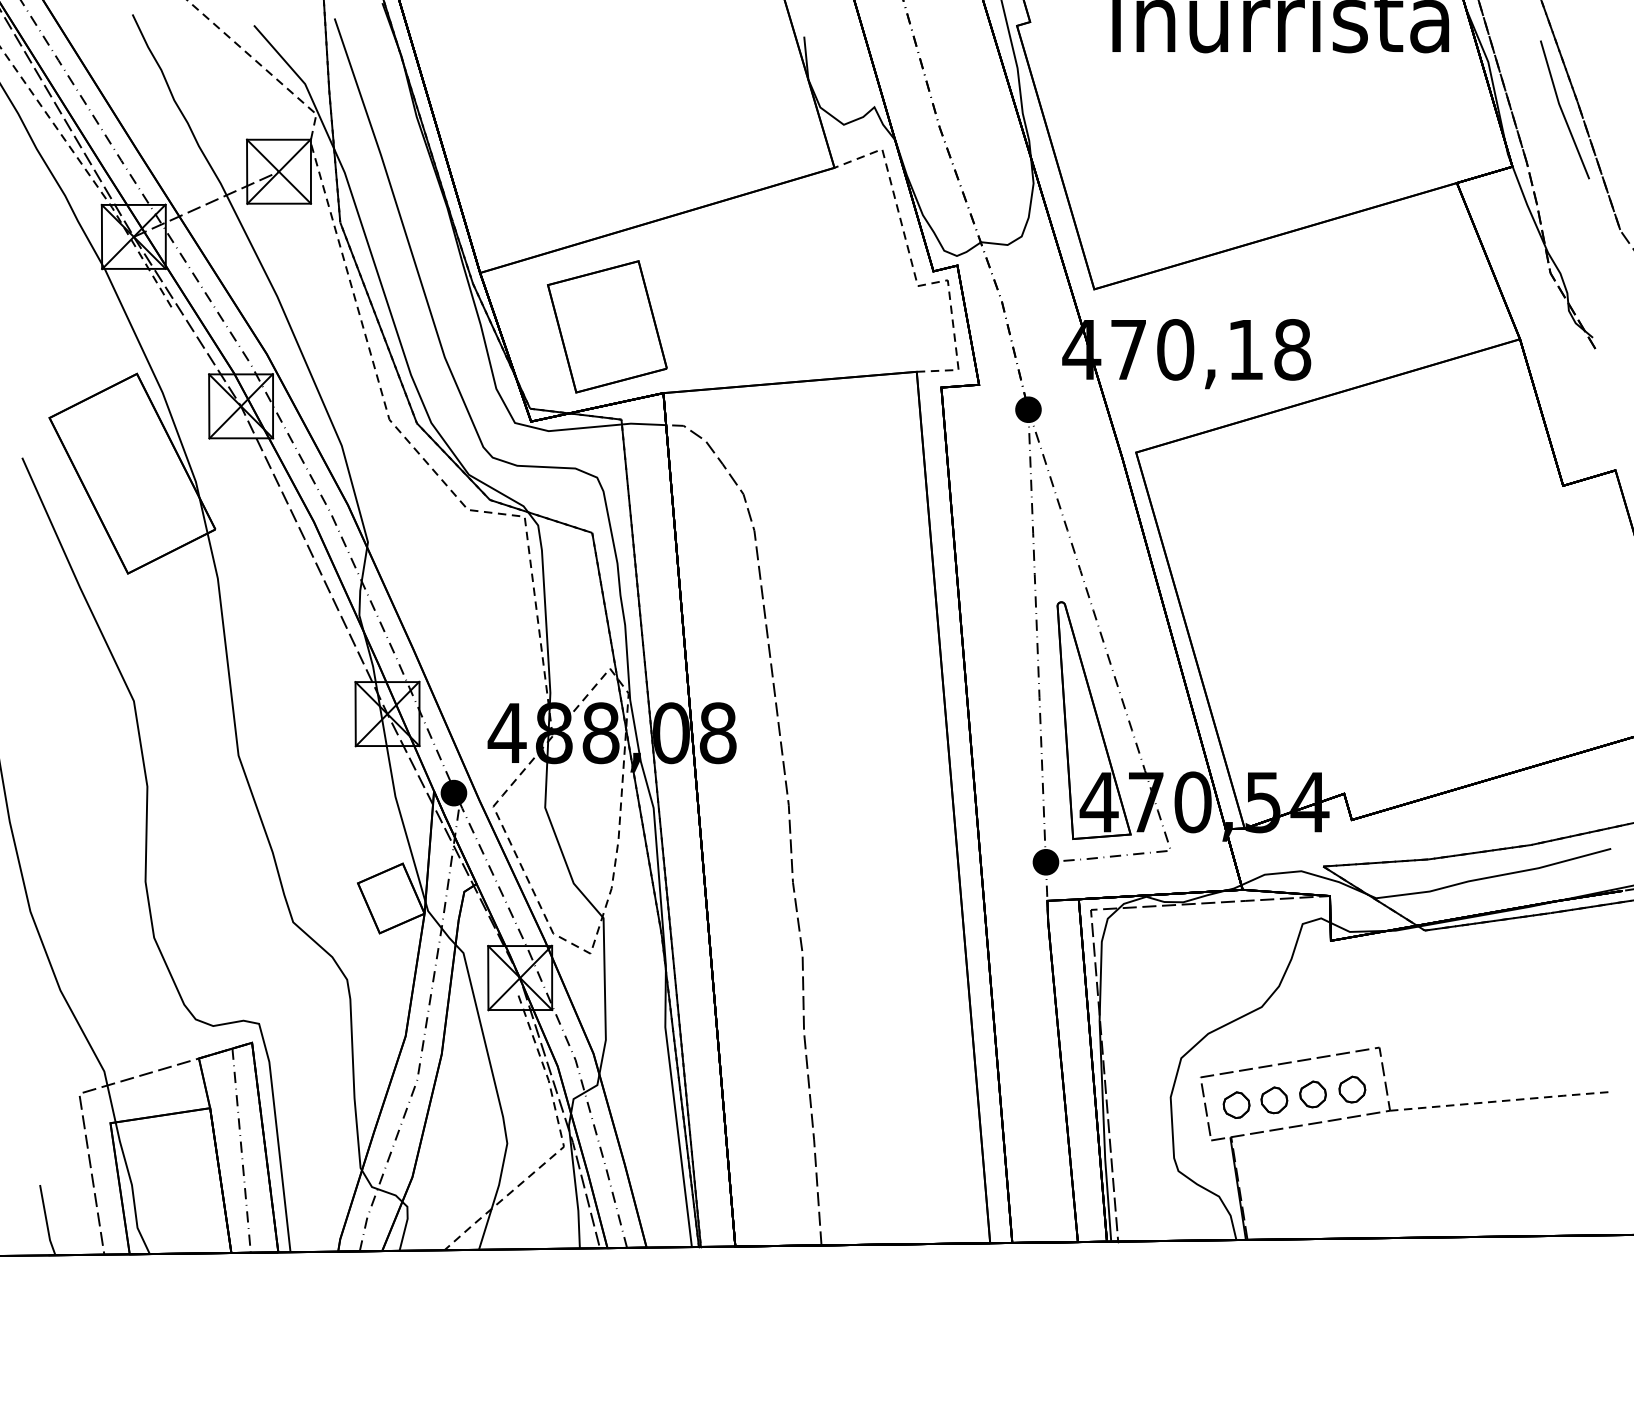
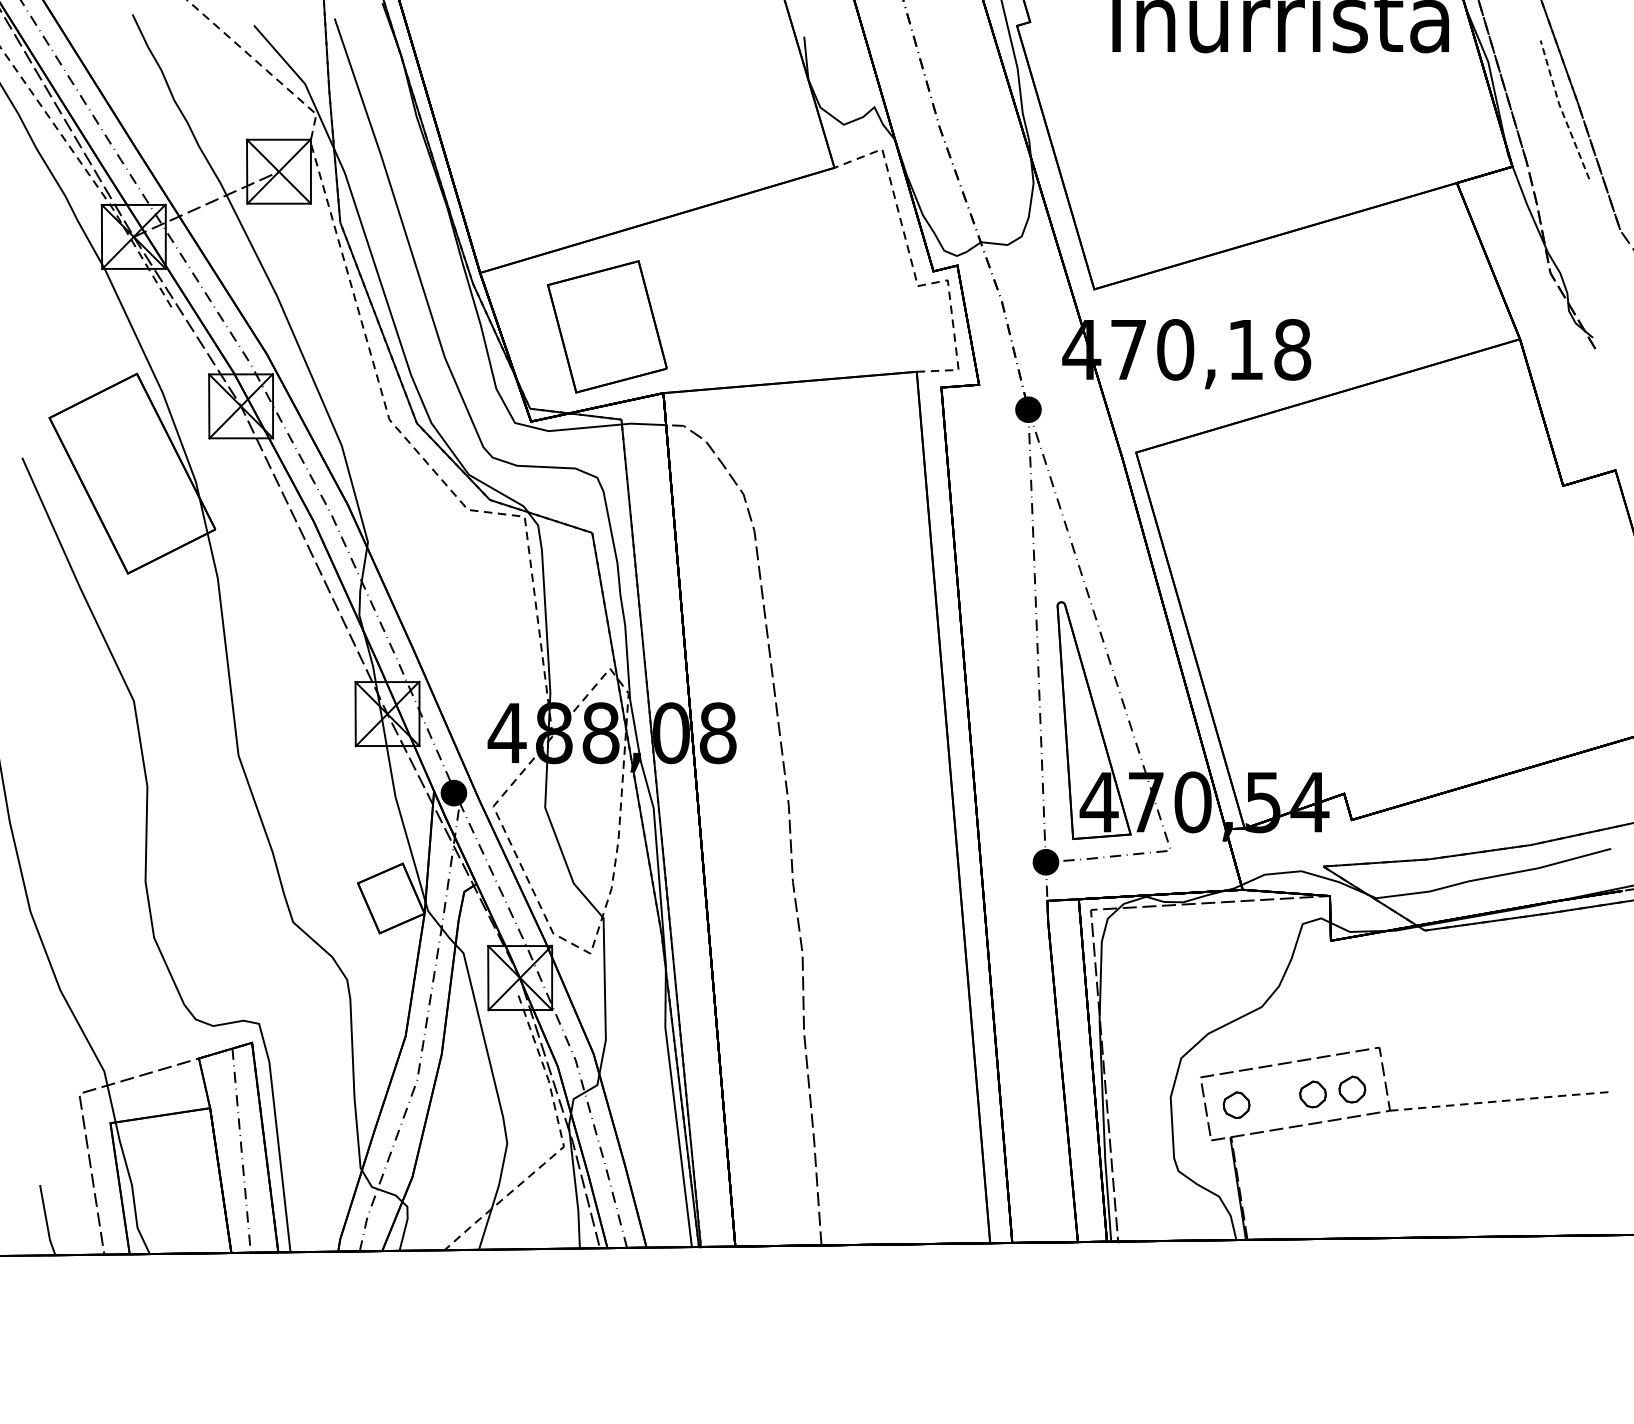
line: solid -> dashed (1561, 110)
part: present -> none (1274, 1100)
